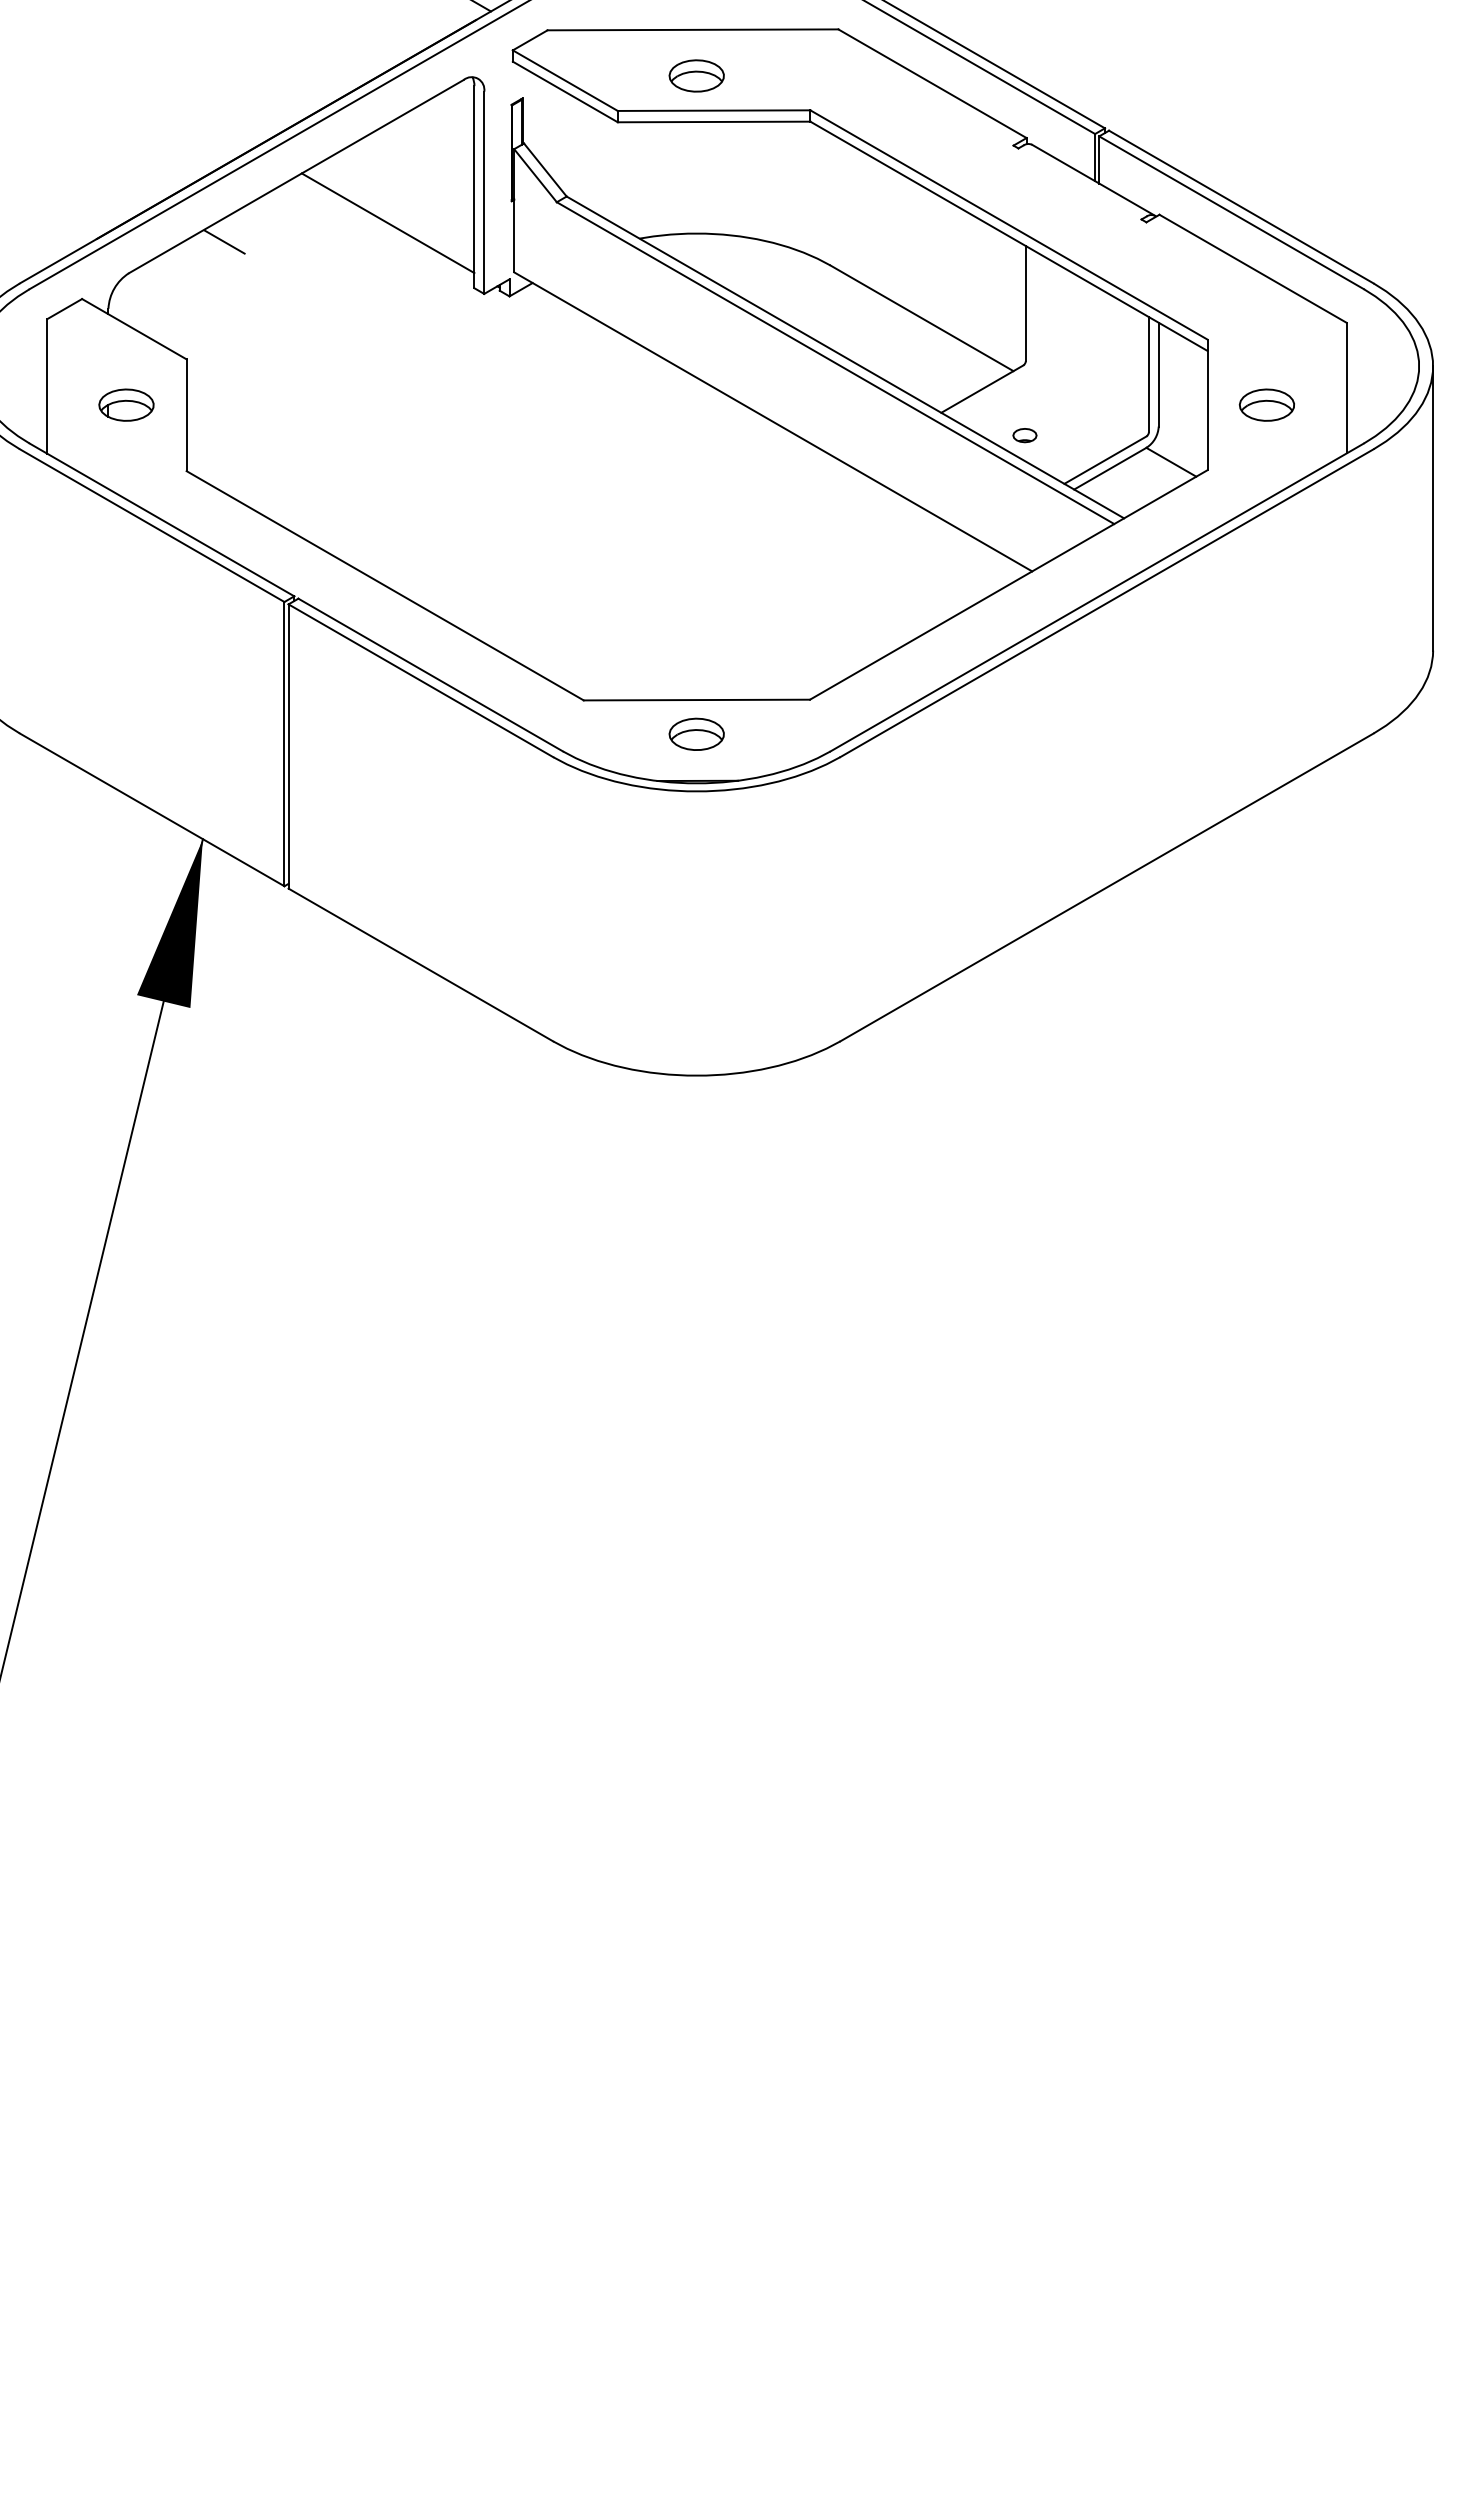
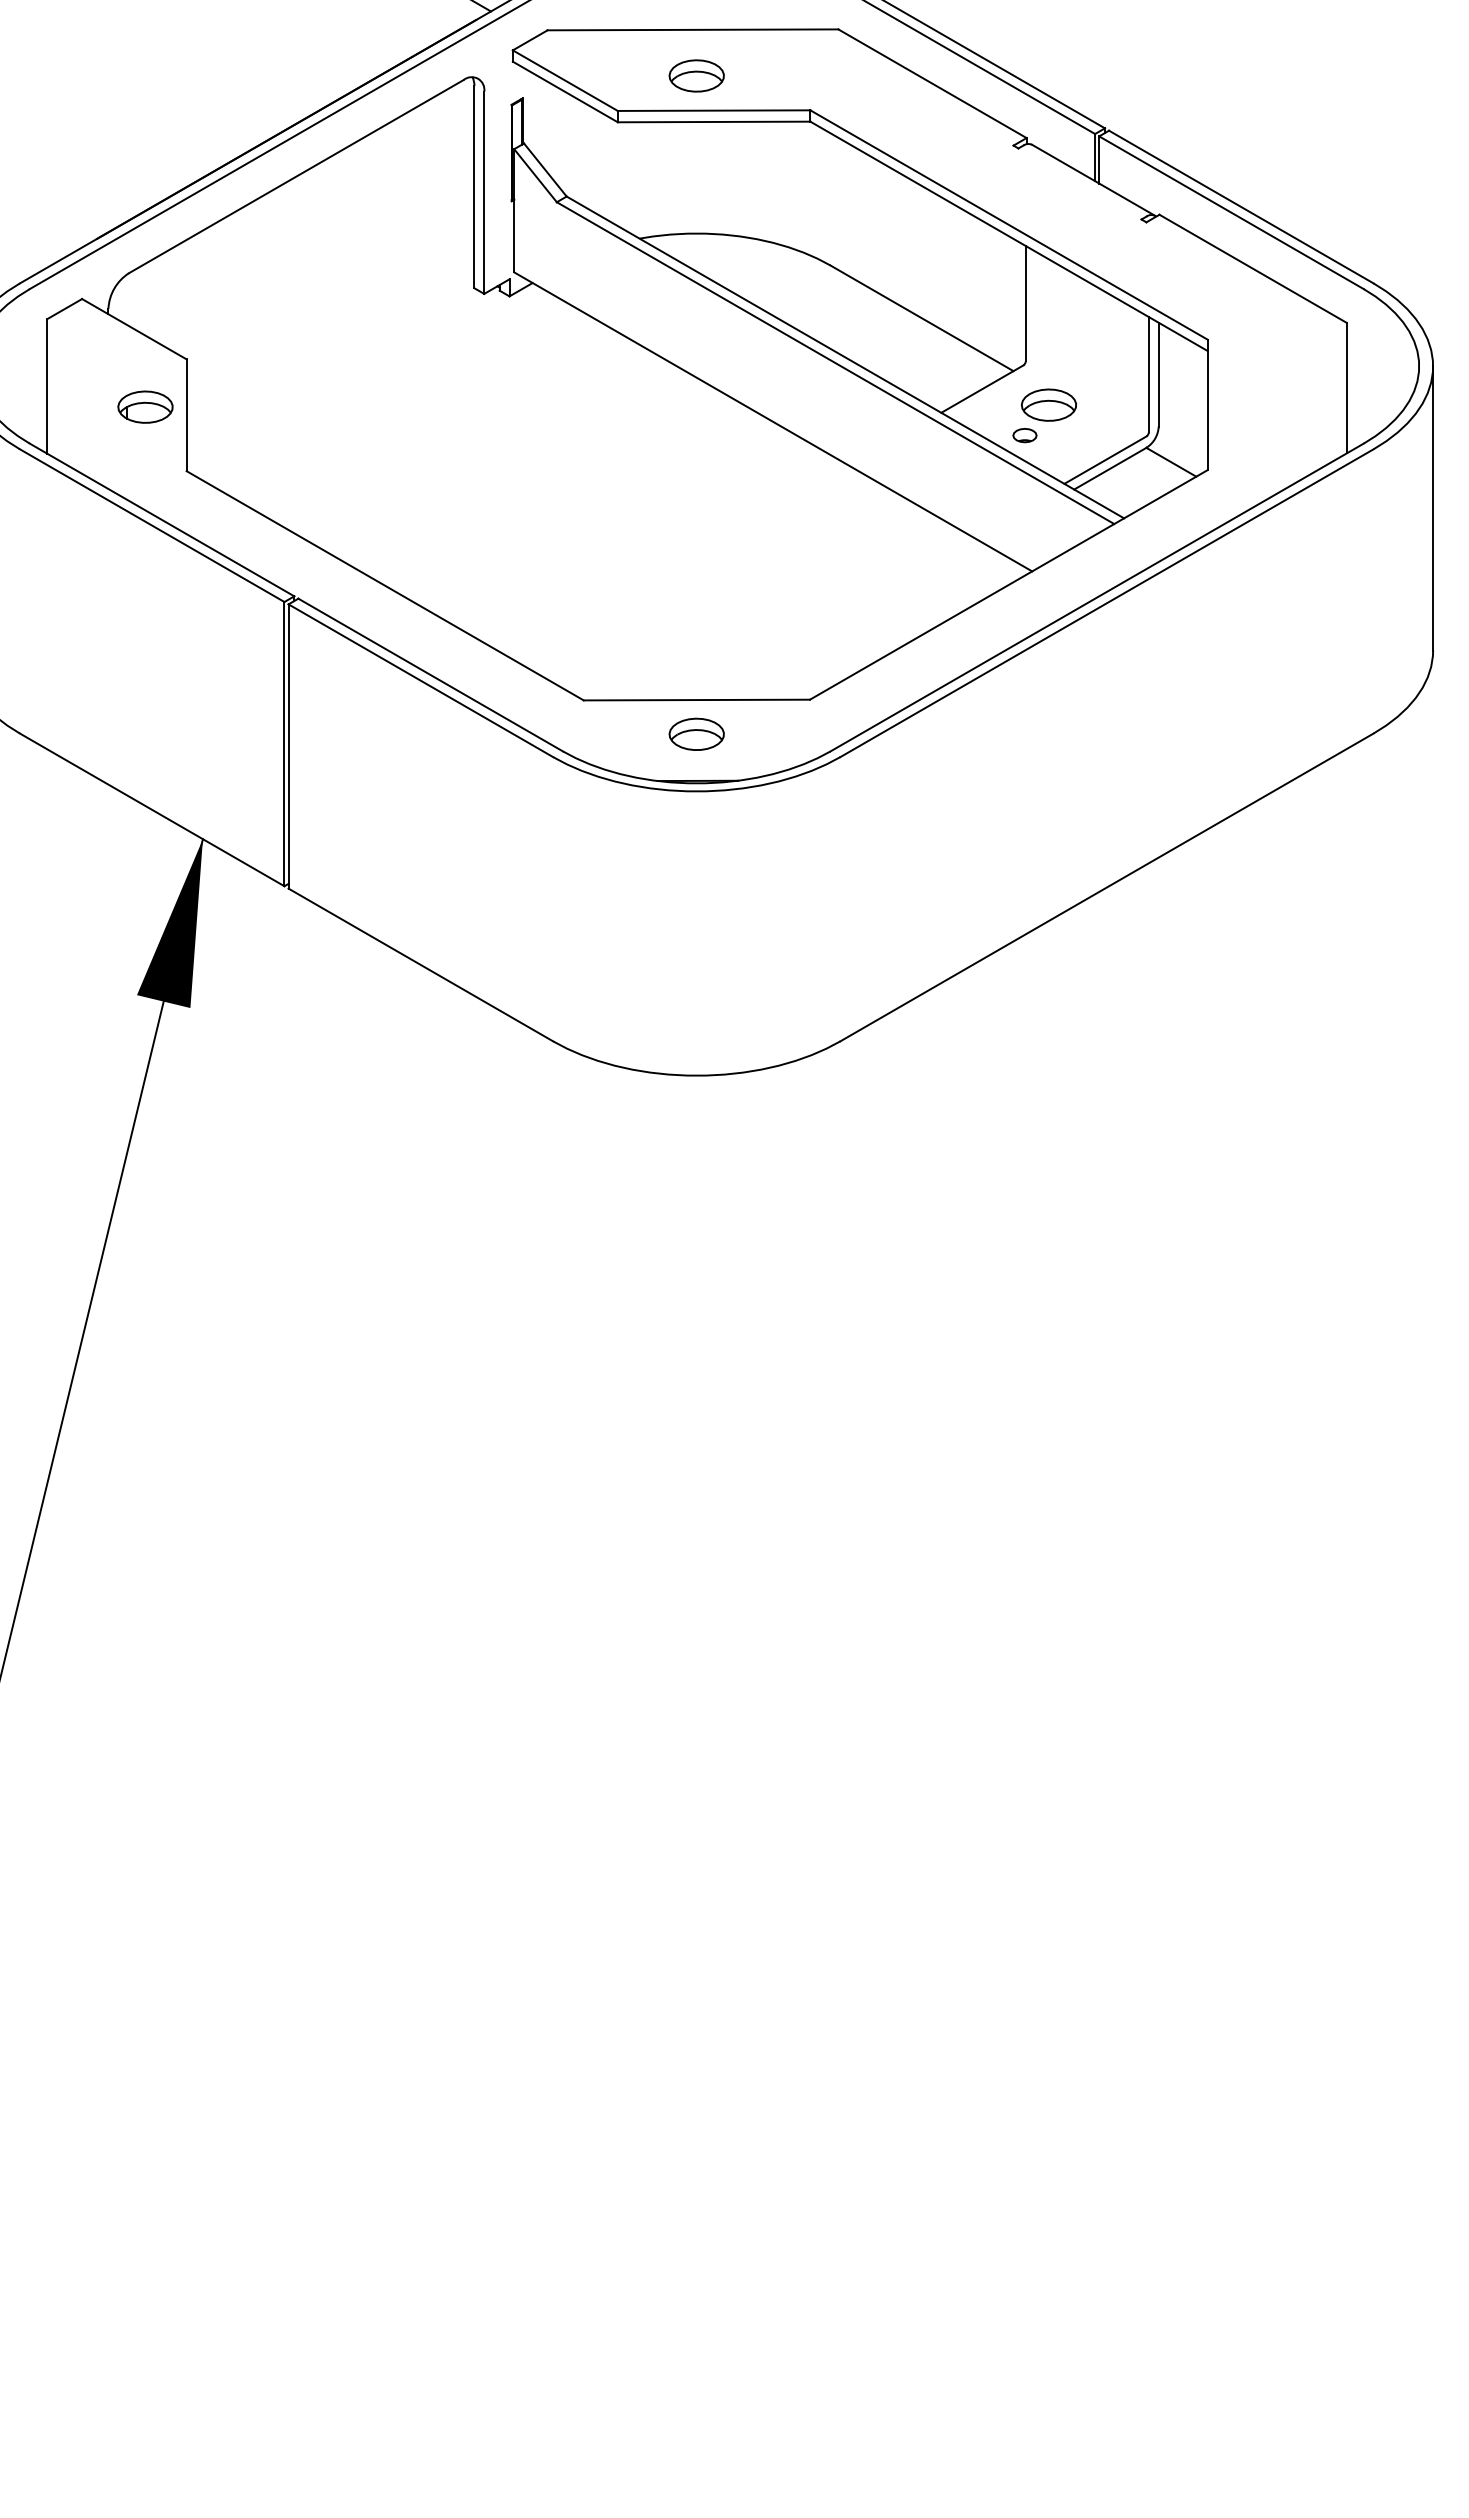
line: present -> none (387, 223)
line: present -> none (224, 242)
part position: (126, 404) -> (145, 406) (145, 406)
part position: (1266, 404) -> (1048, 404) (1048, 404)
